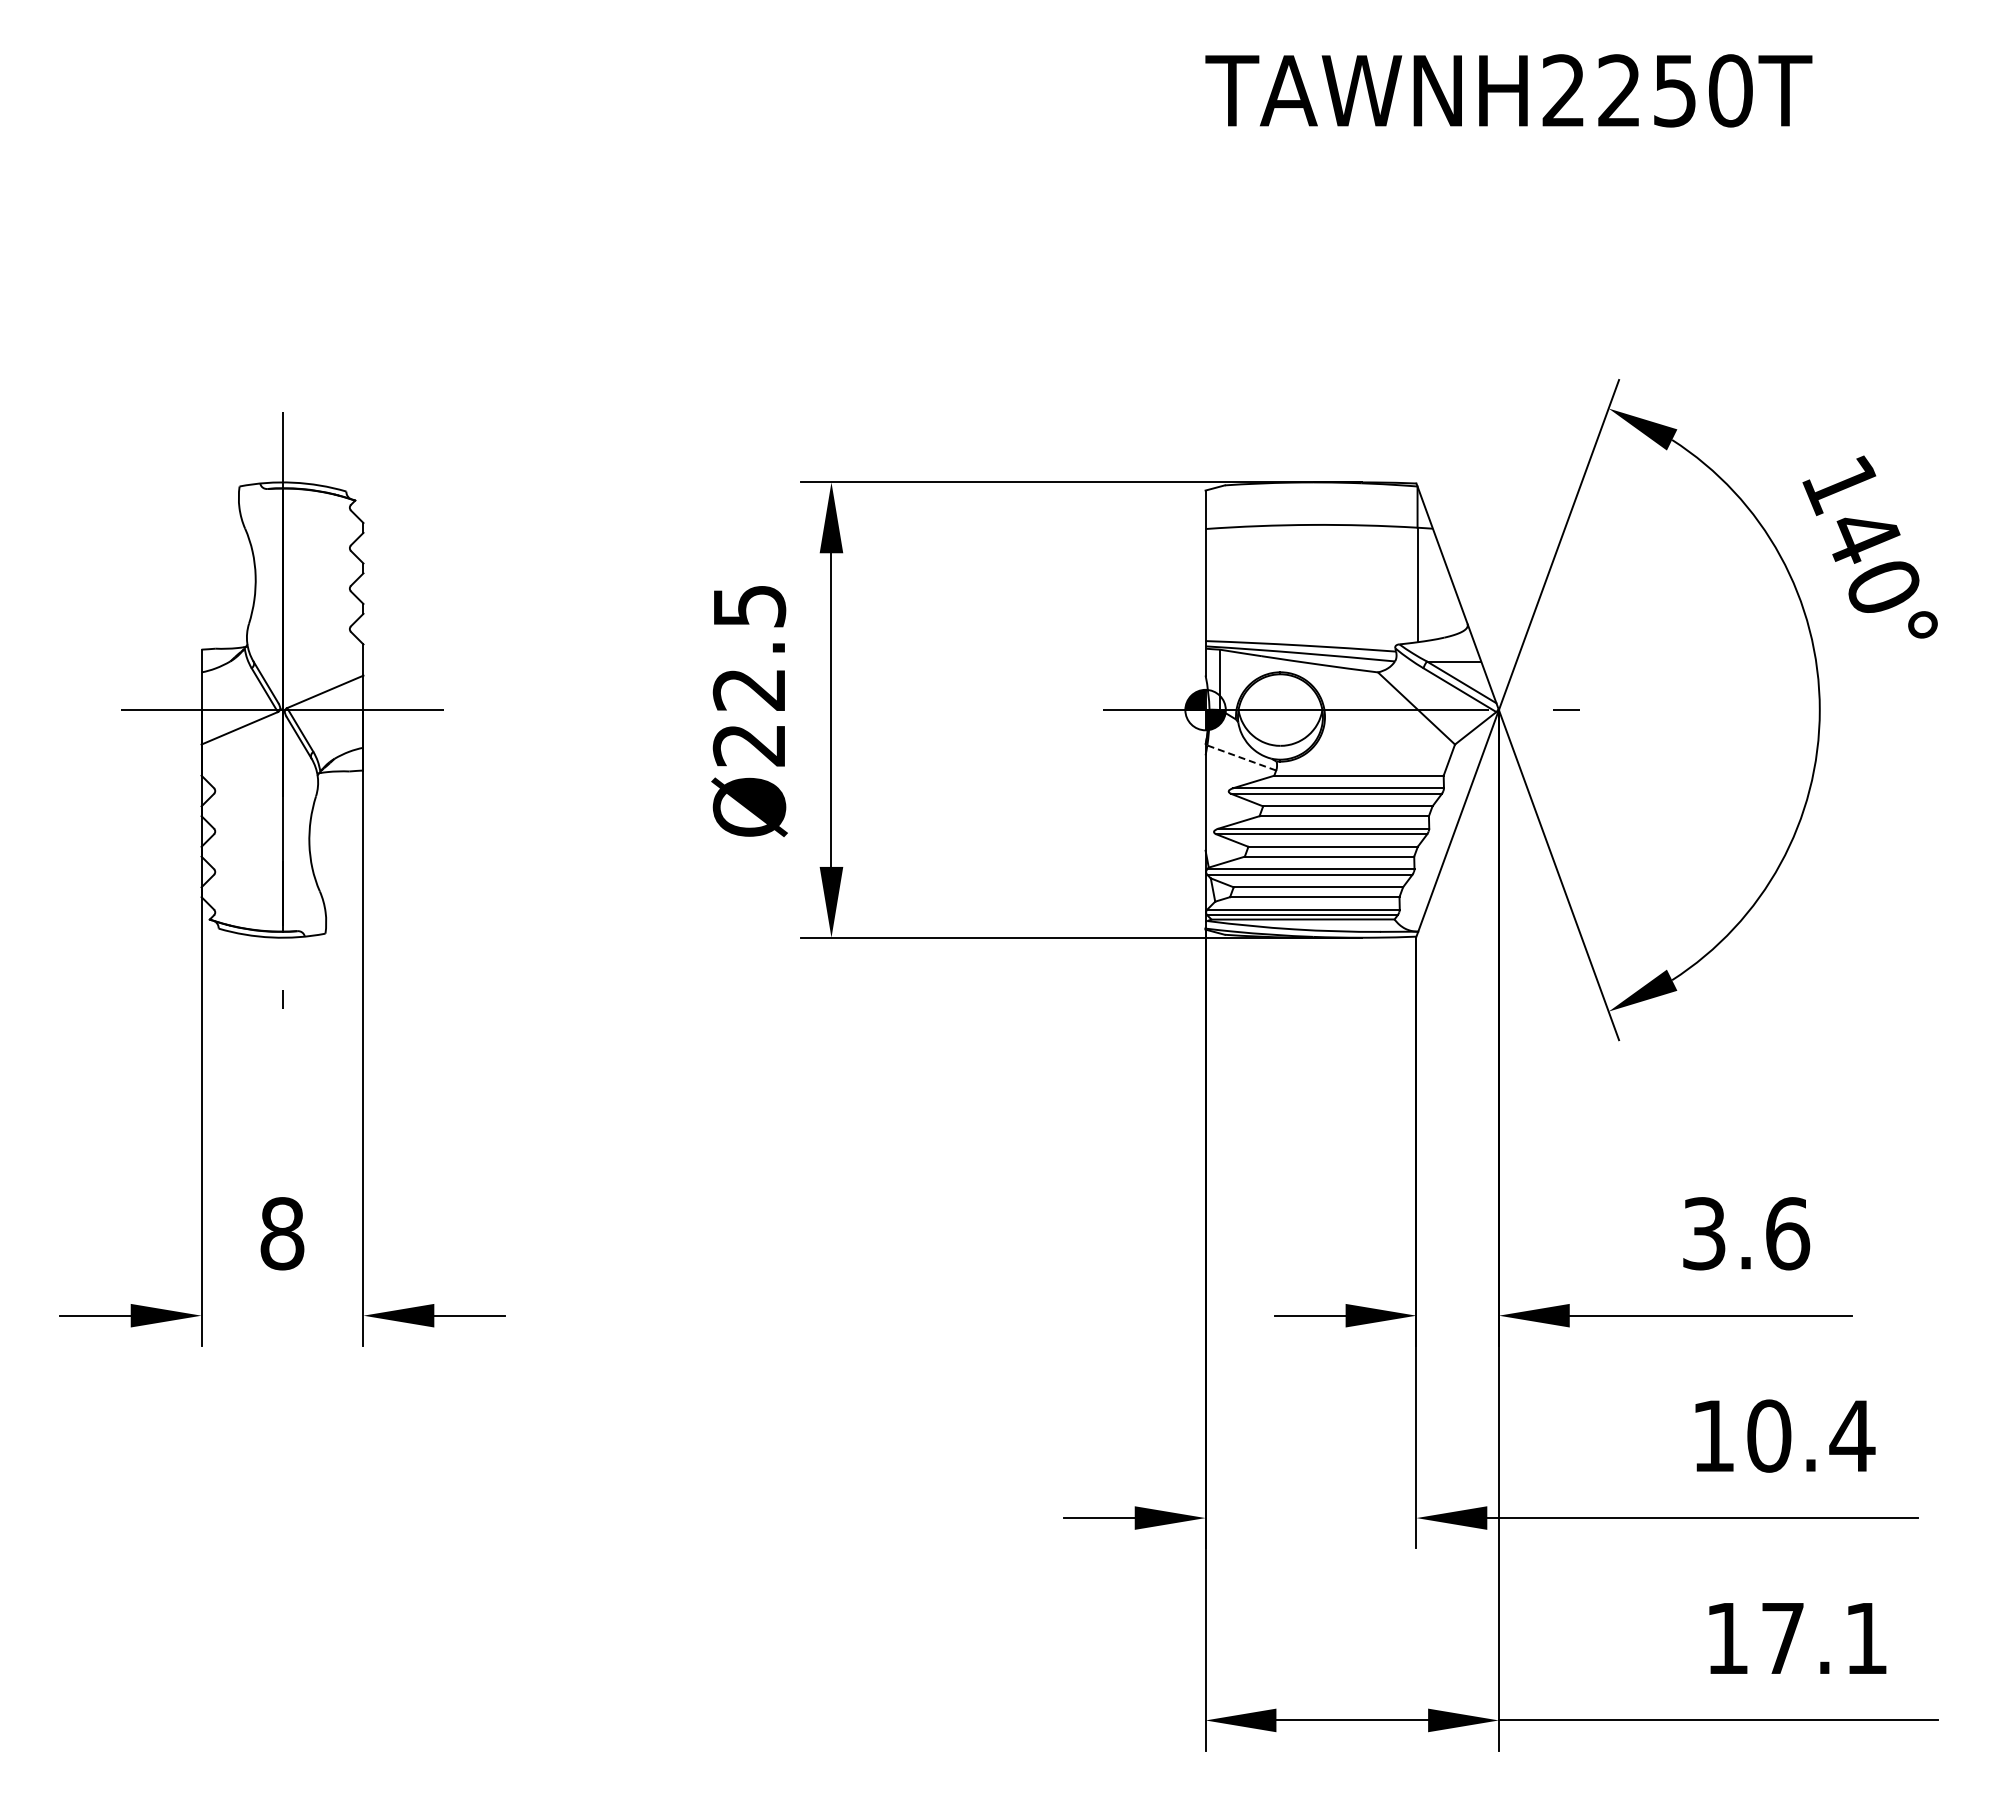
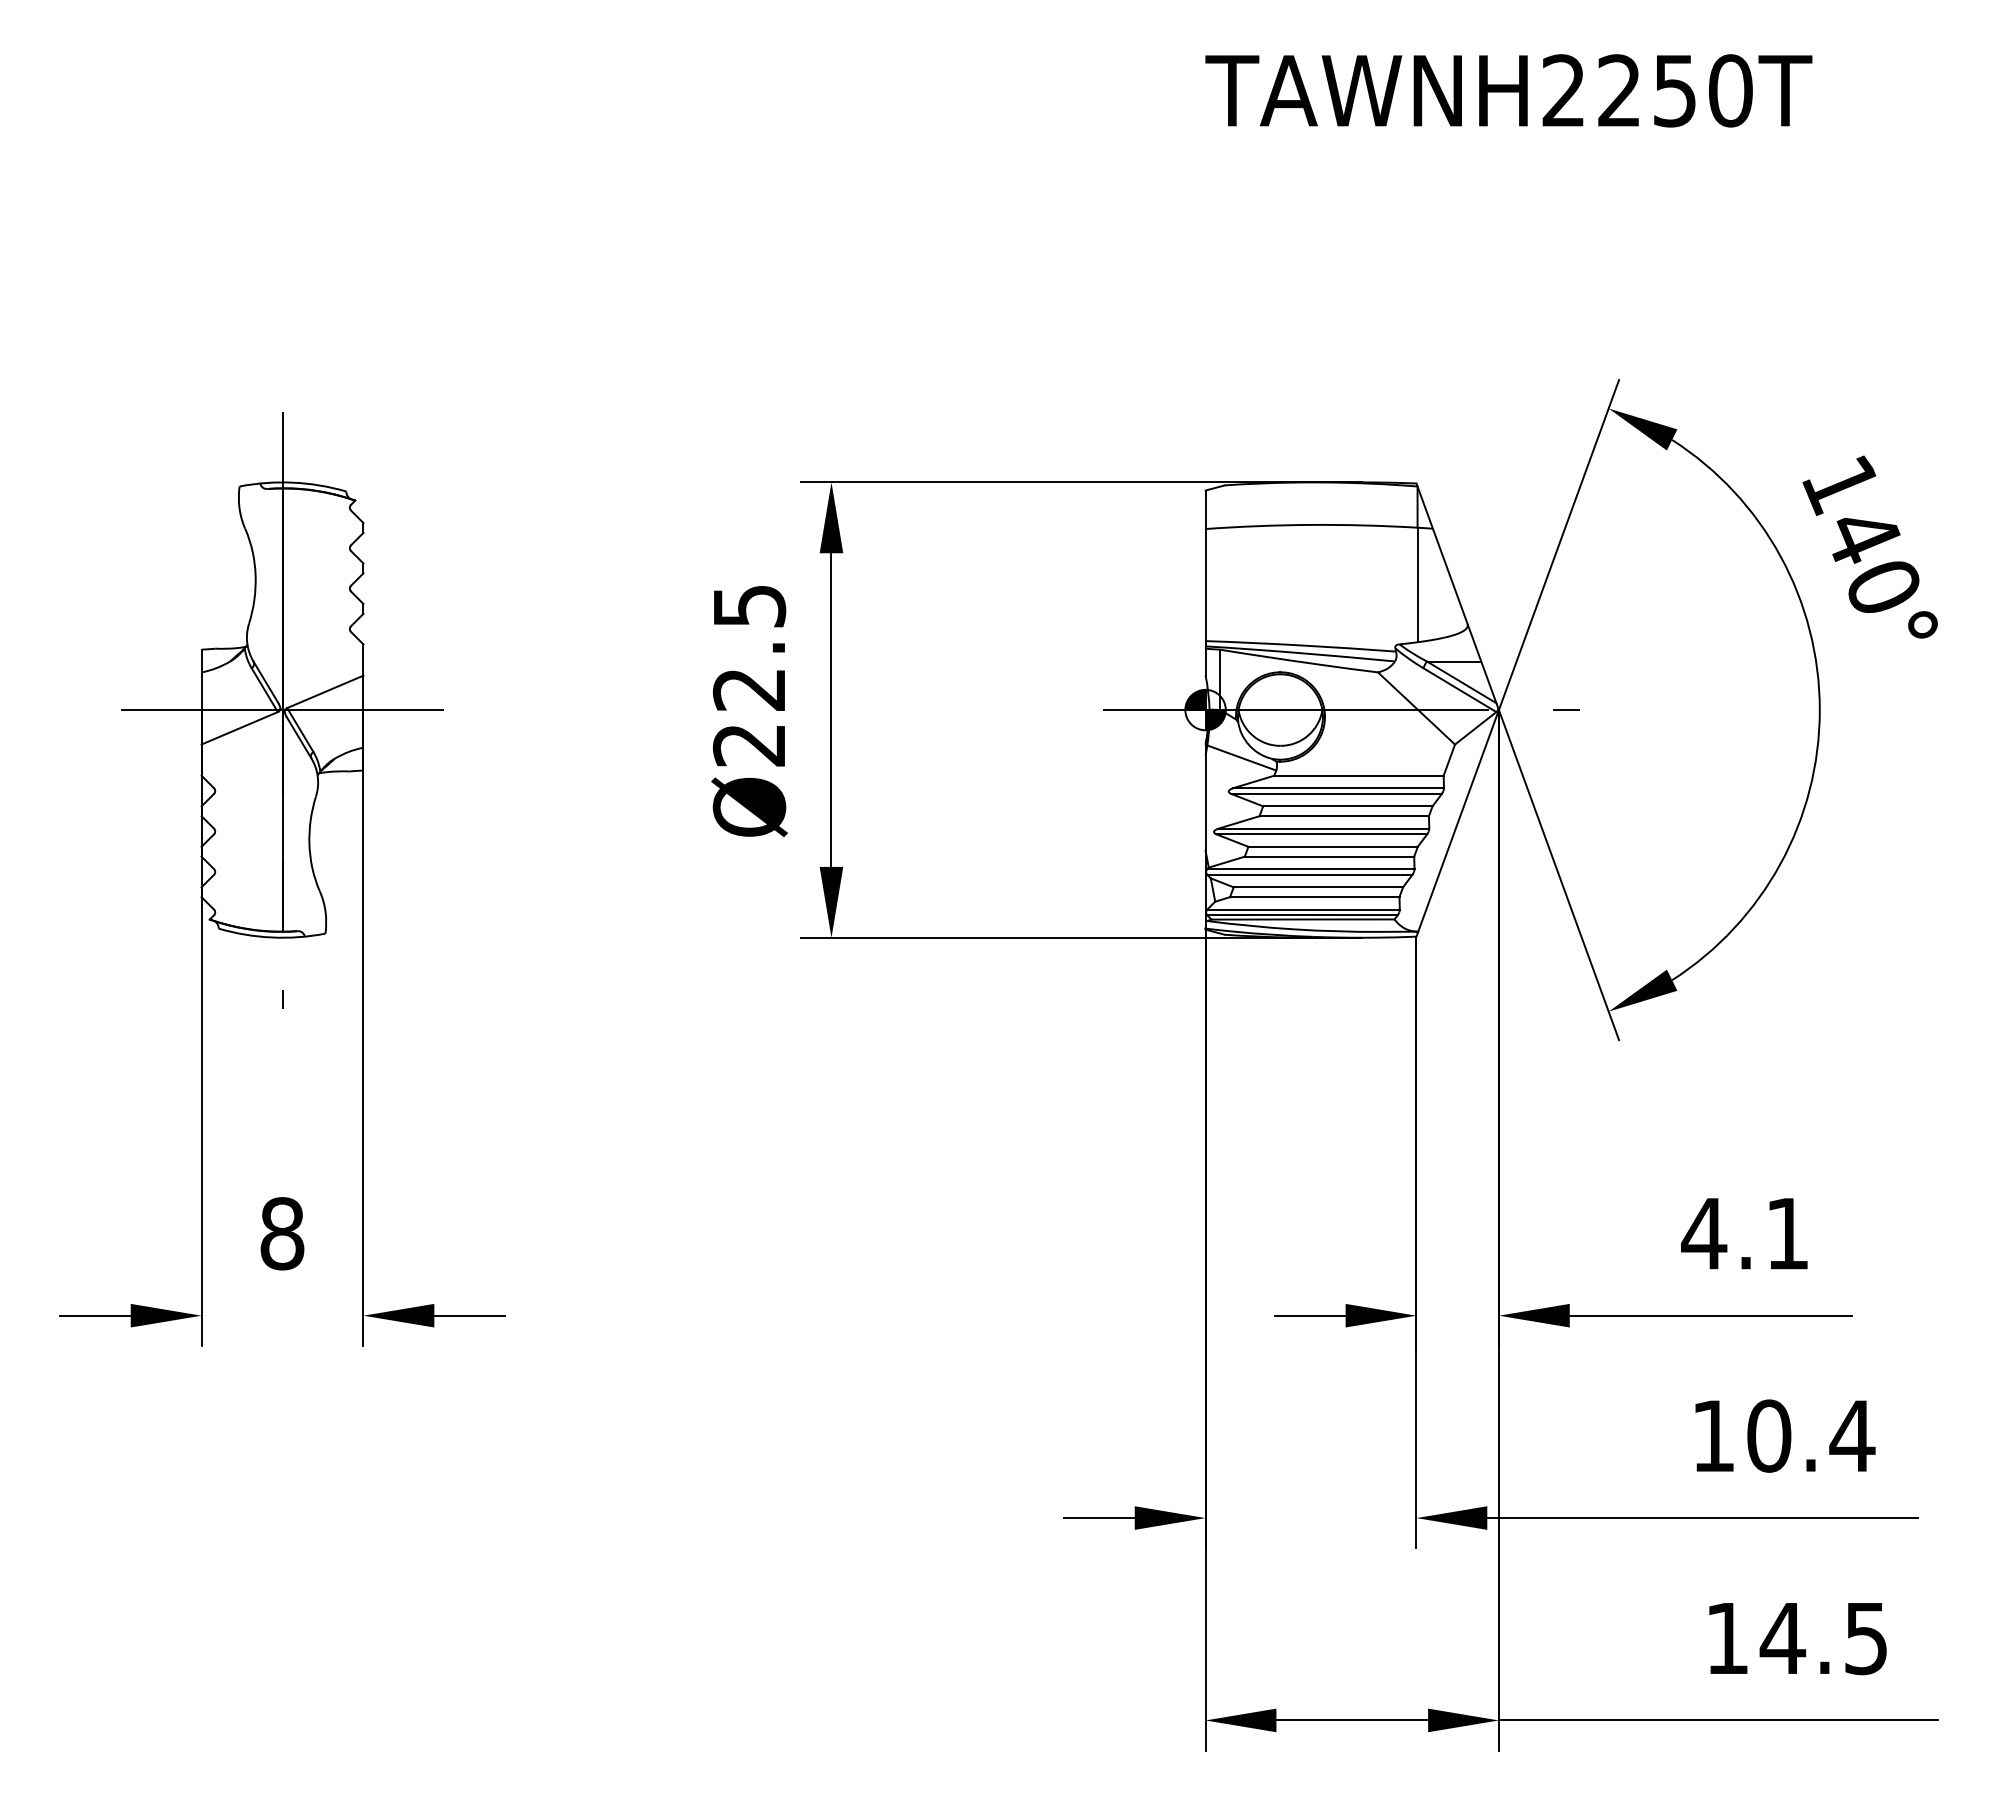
line: dashed -> solid (1241, 757)
text: 3.6 -> 4.1 (1745, 1233)
text: 17.1 -> 14.5 (1822, 1639)
